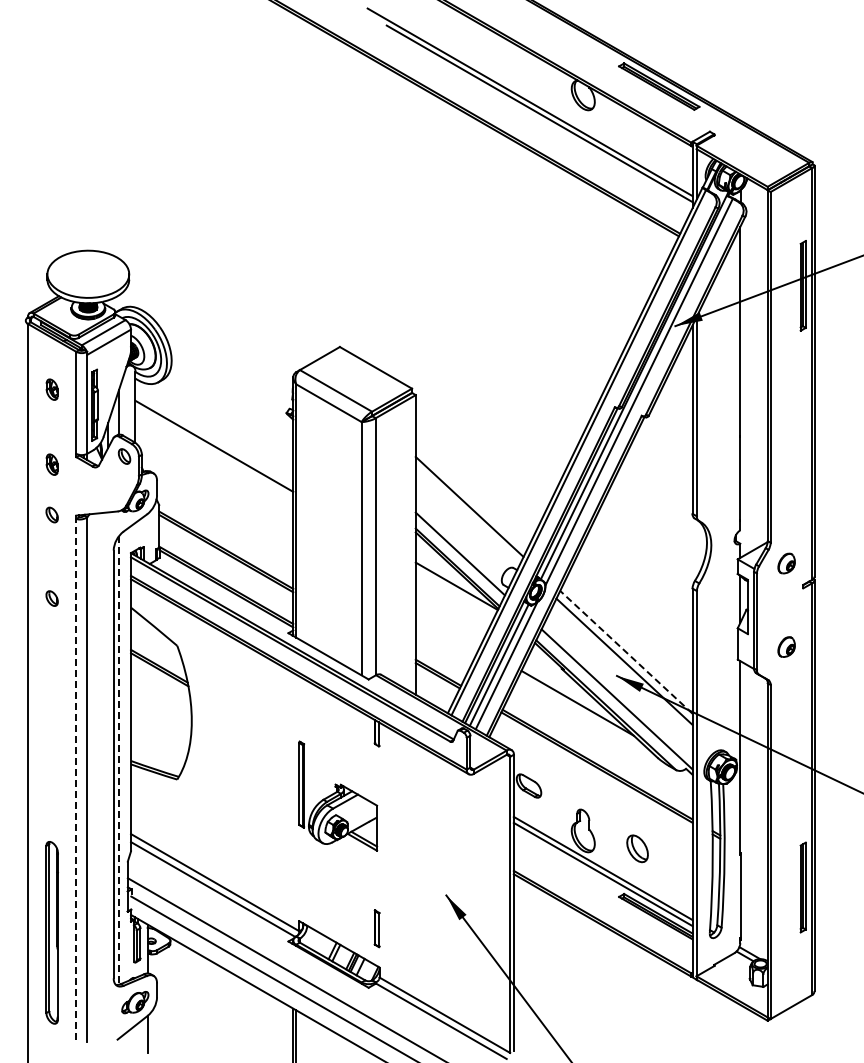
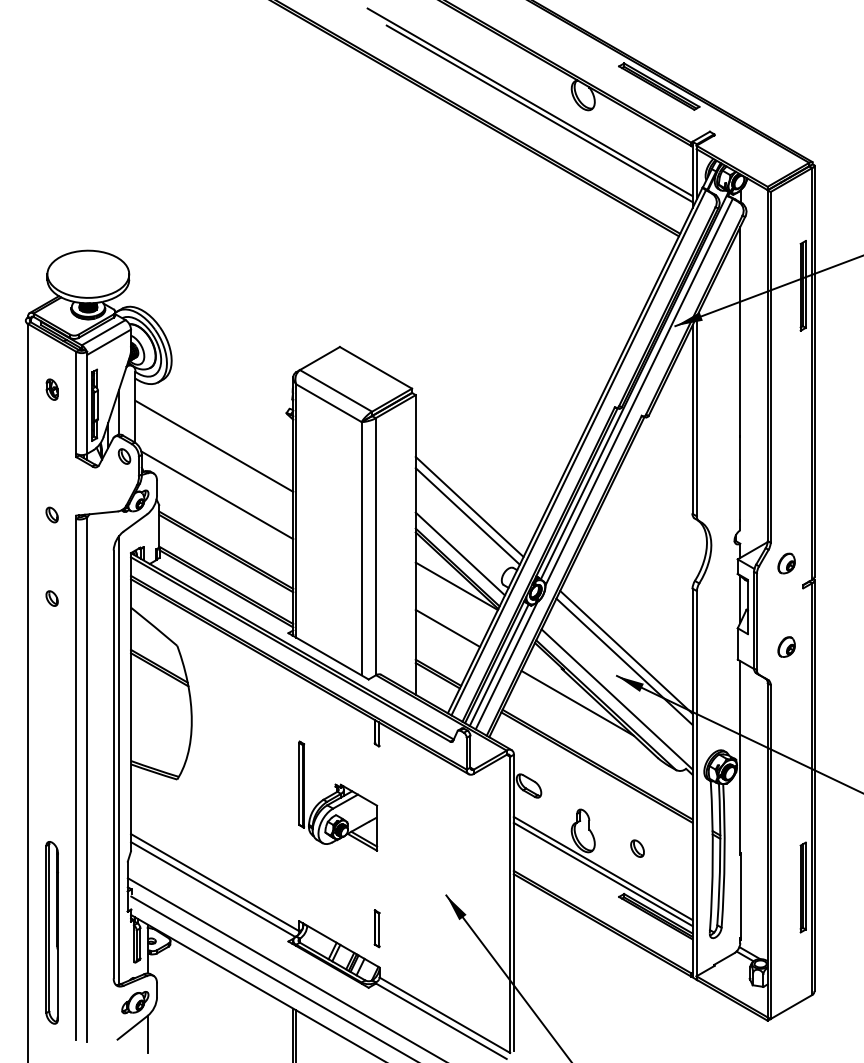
part: present -> none (51, 464)
line: none -> present (217, 495)
line: none -> present (467, 516)
line: none -> present (447, 627)
line: dashed -> solid (626, 652)
line: dashed -> solid (119, 760)
line: dashed -> solid (76, 779)
part size: 23x30 px -> 15x19 px (637, 848)
